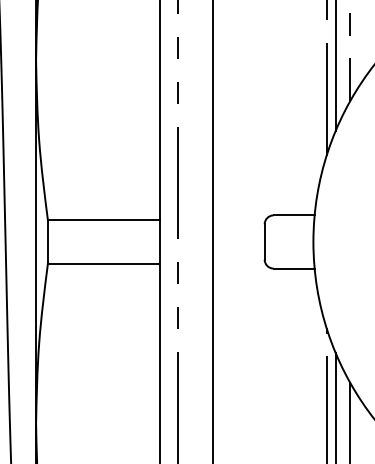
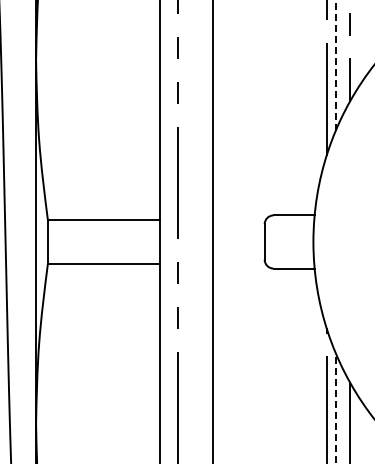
line: solid -> dashed (335, 65)
line: solid -> dashed (335, 407)
